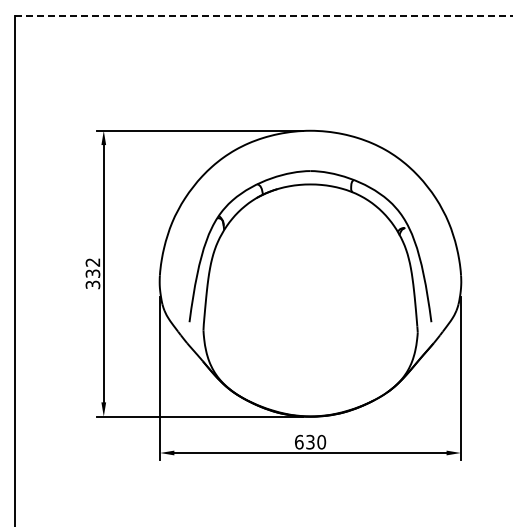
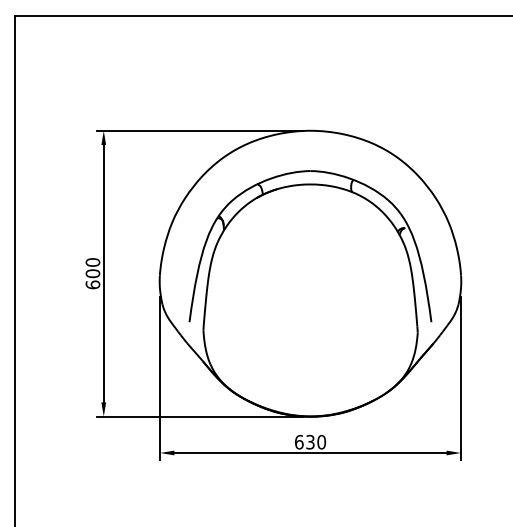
line: dashed -> solid (264, 15)
text: 332 -> 600 (92, 273)
